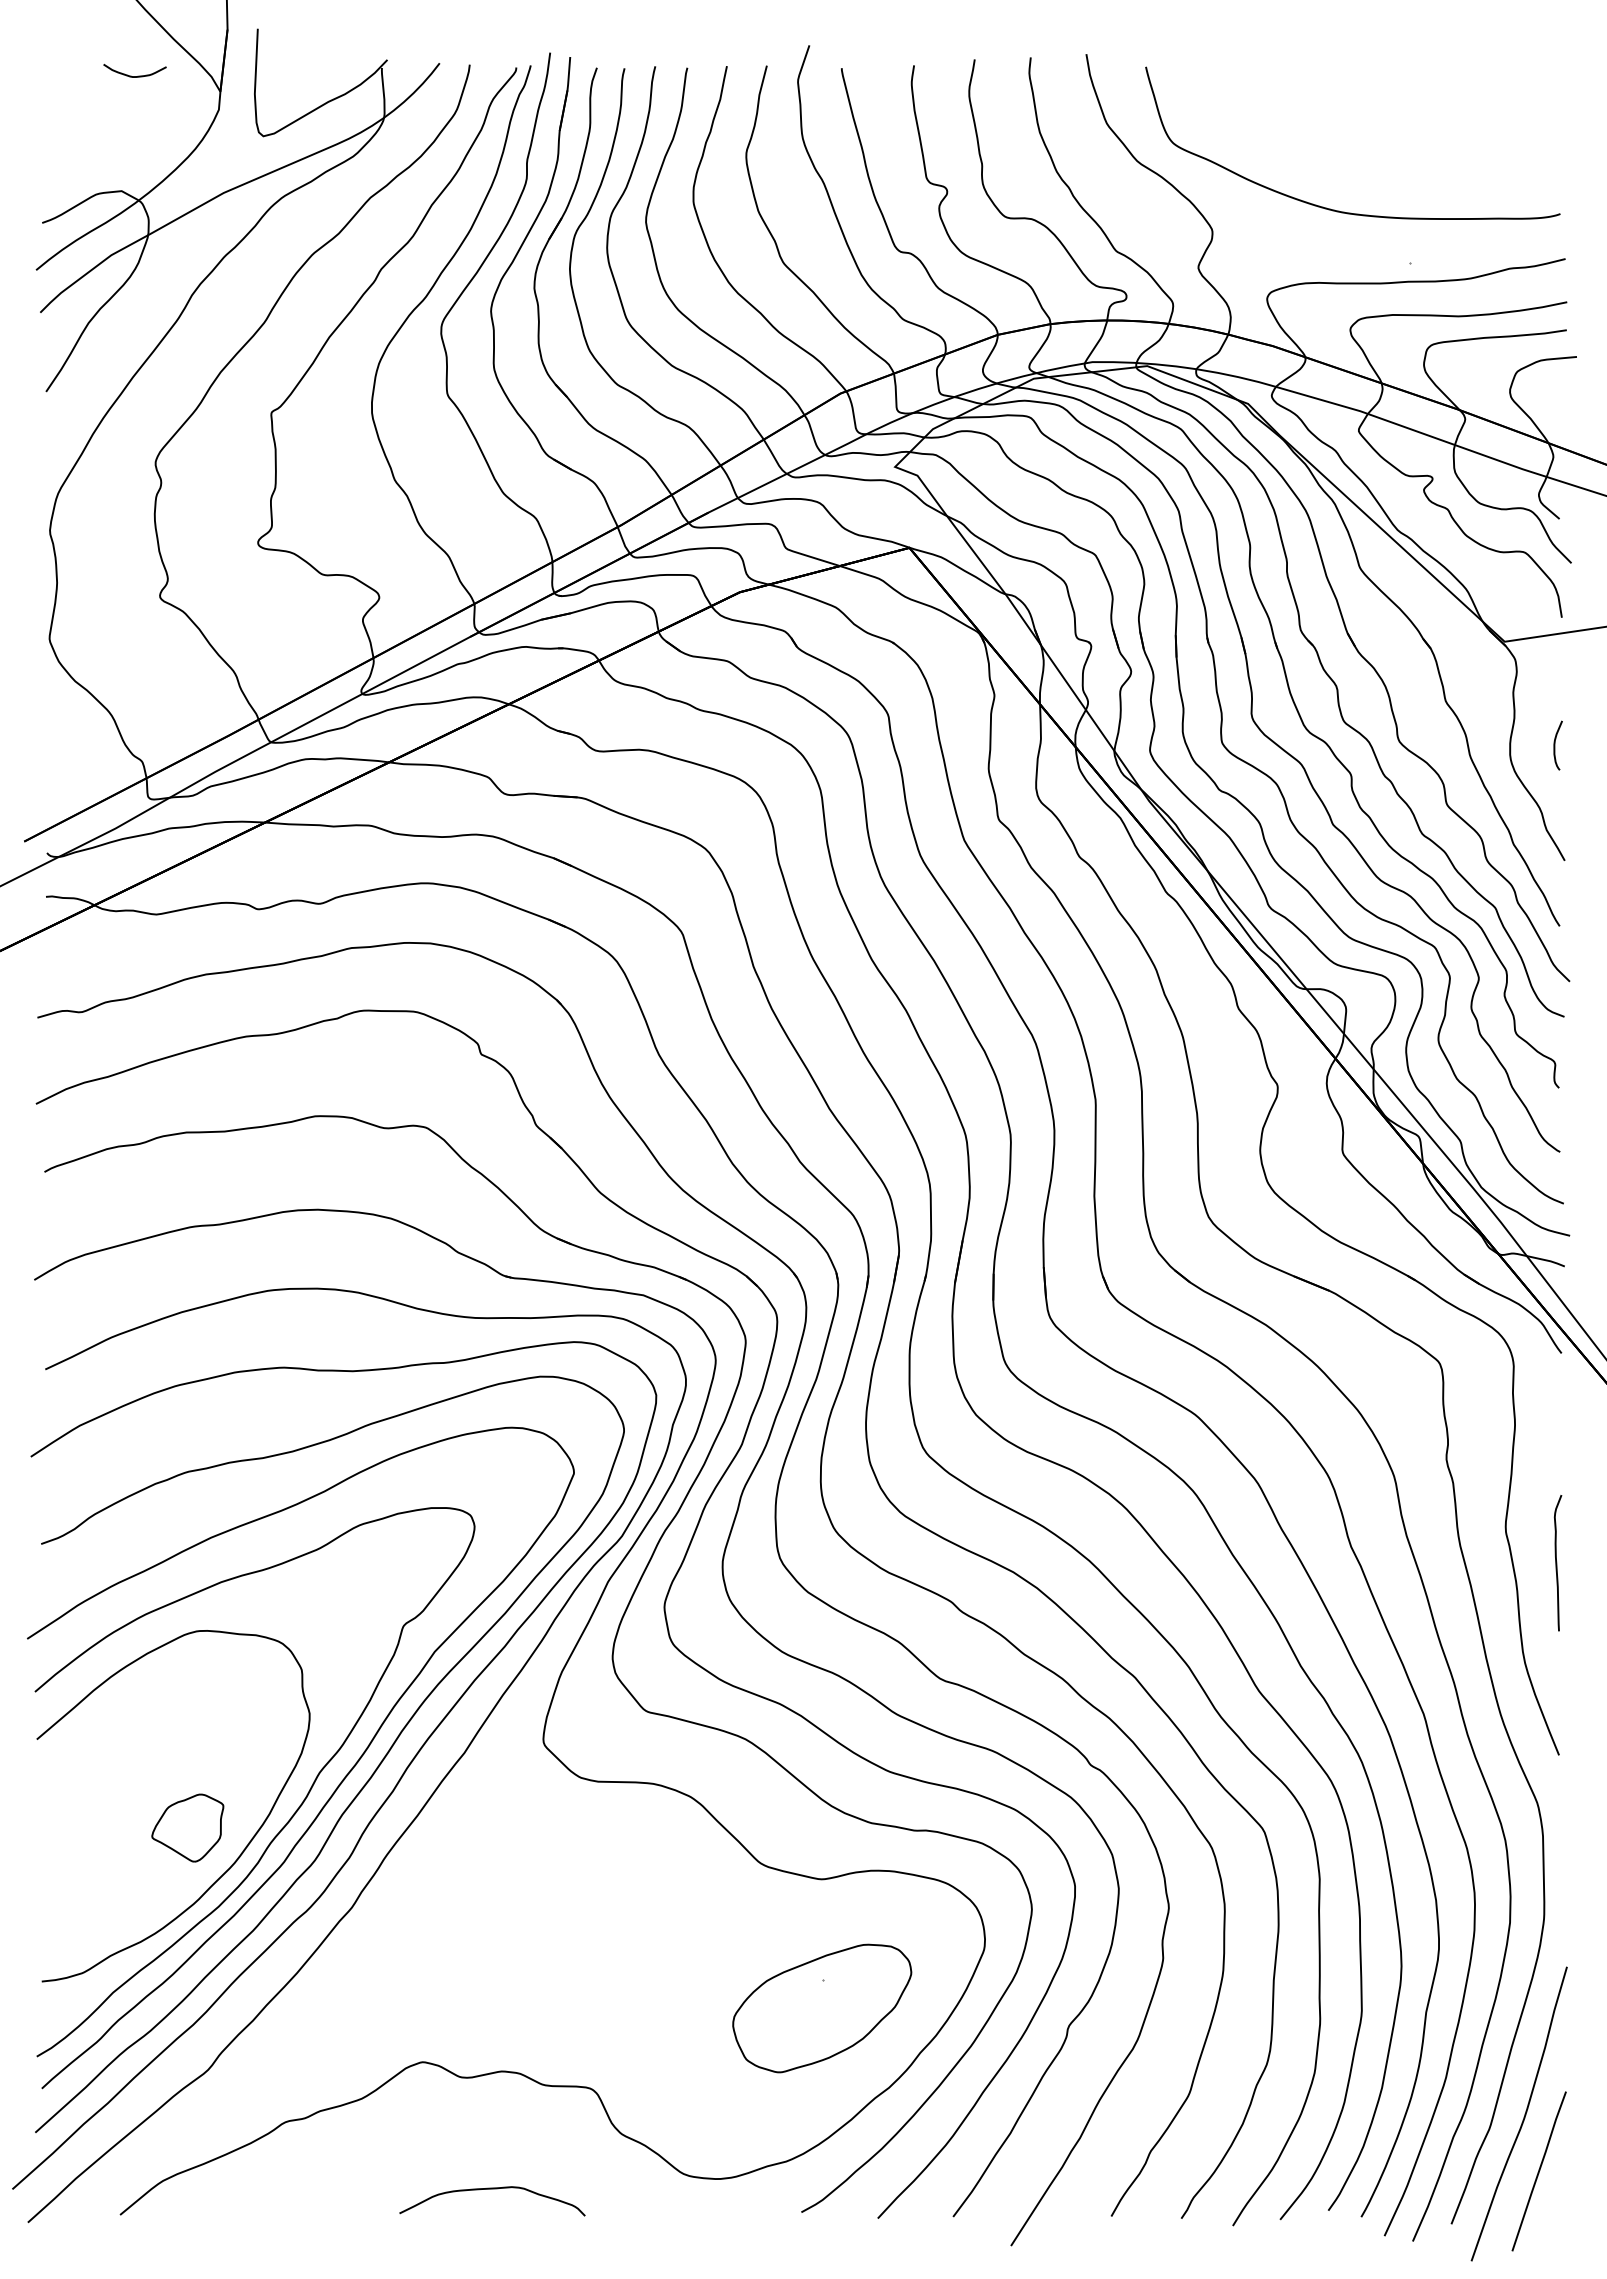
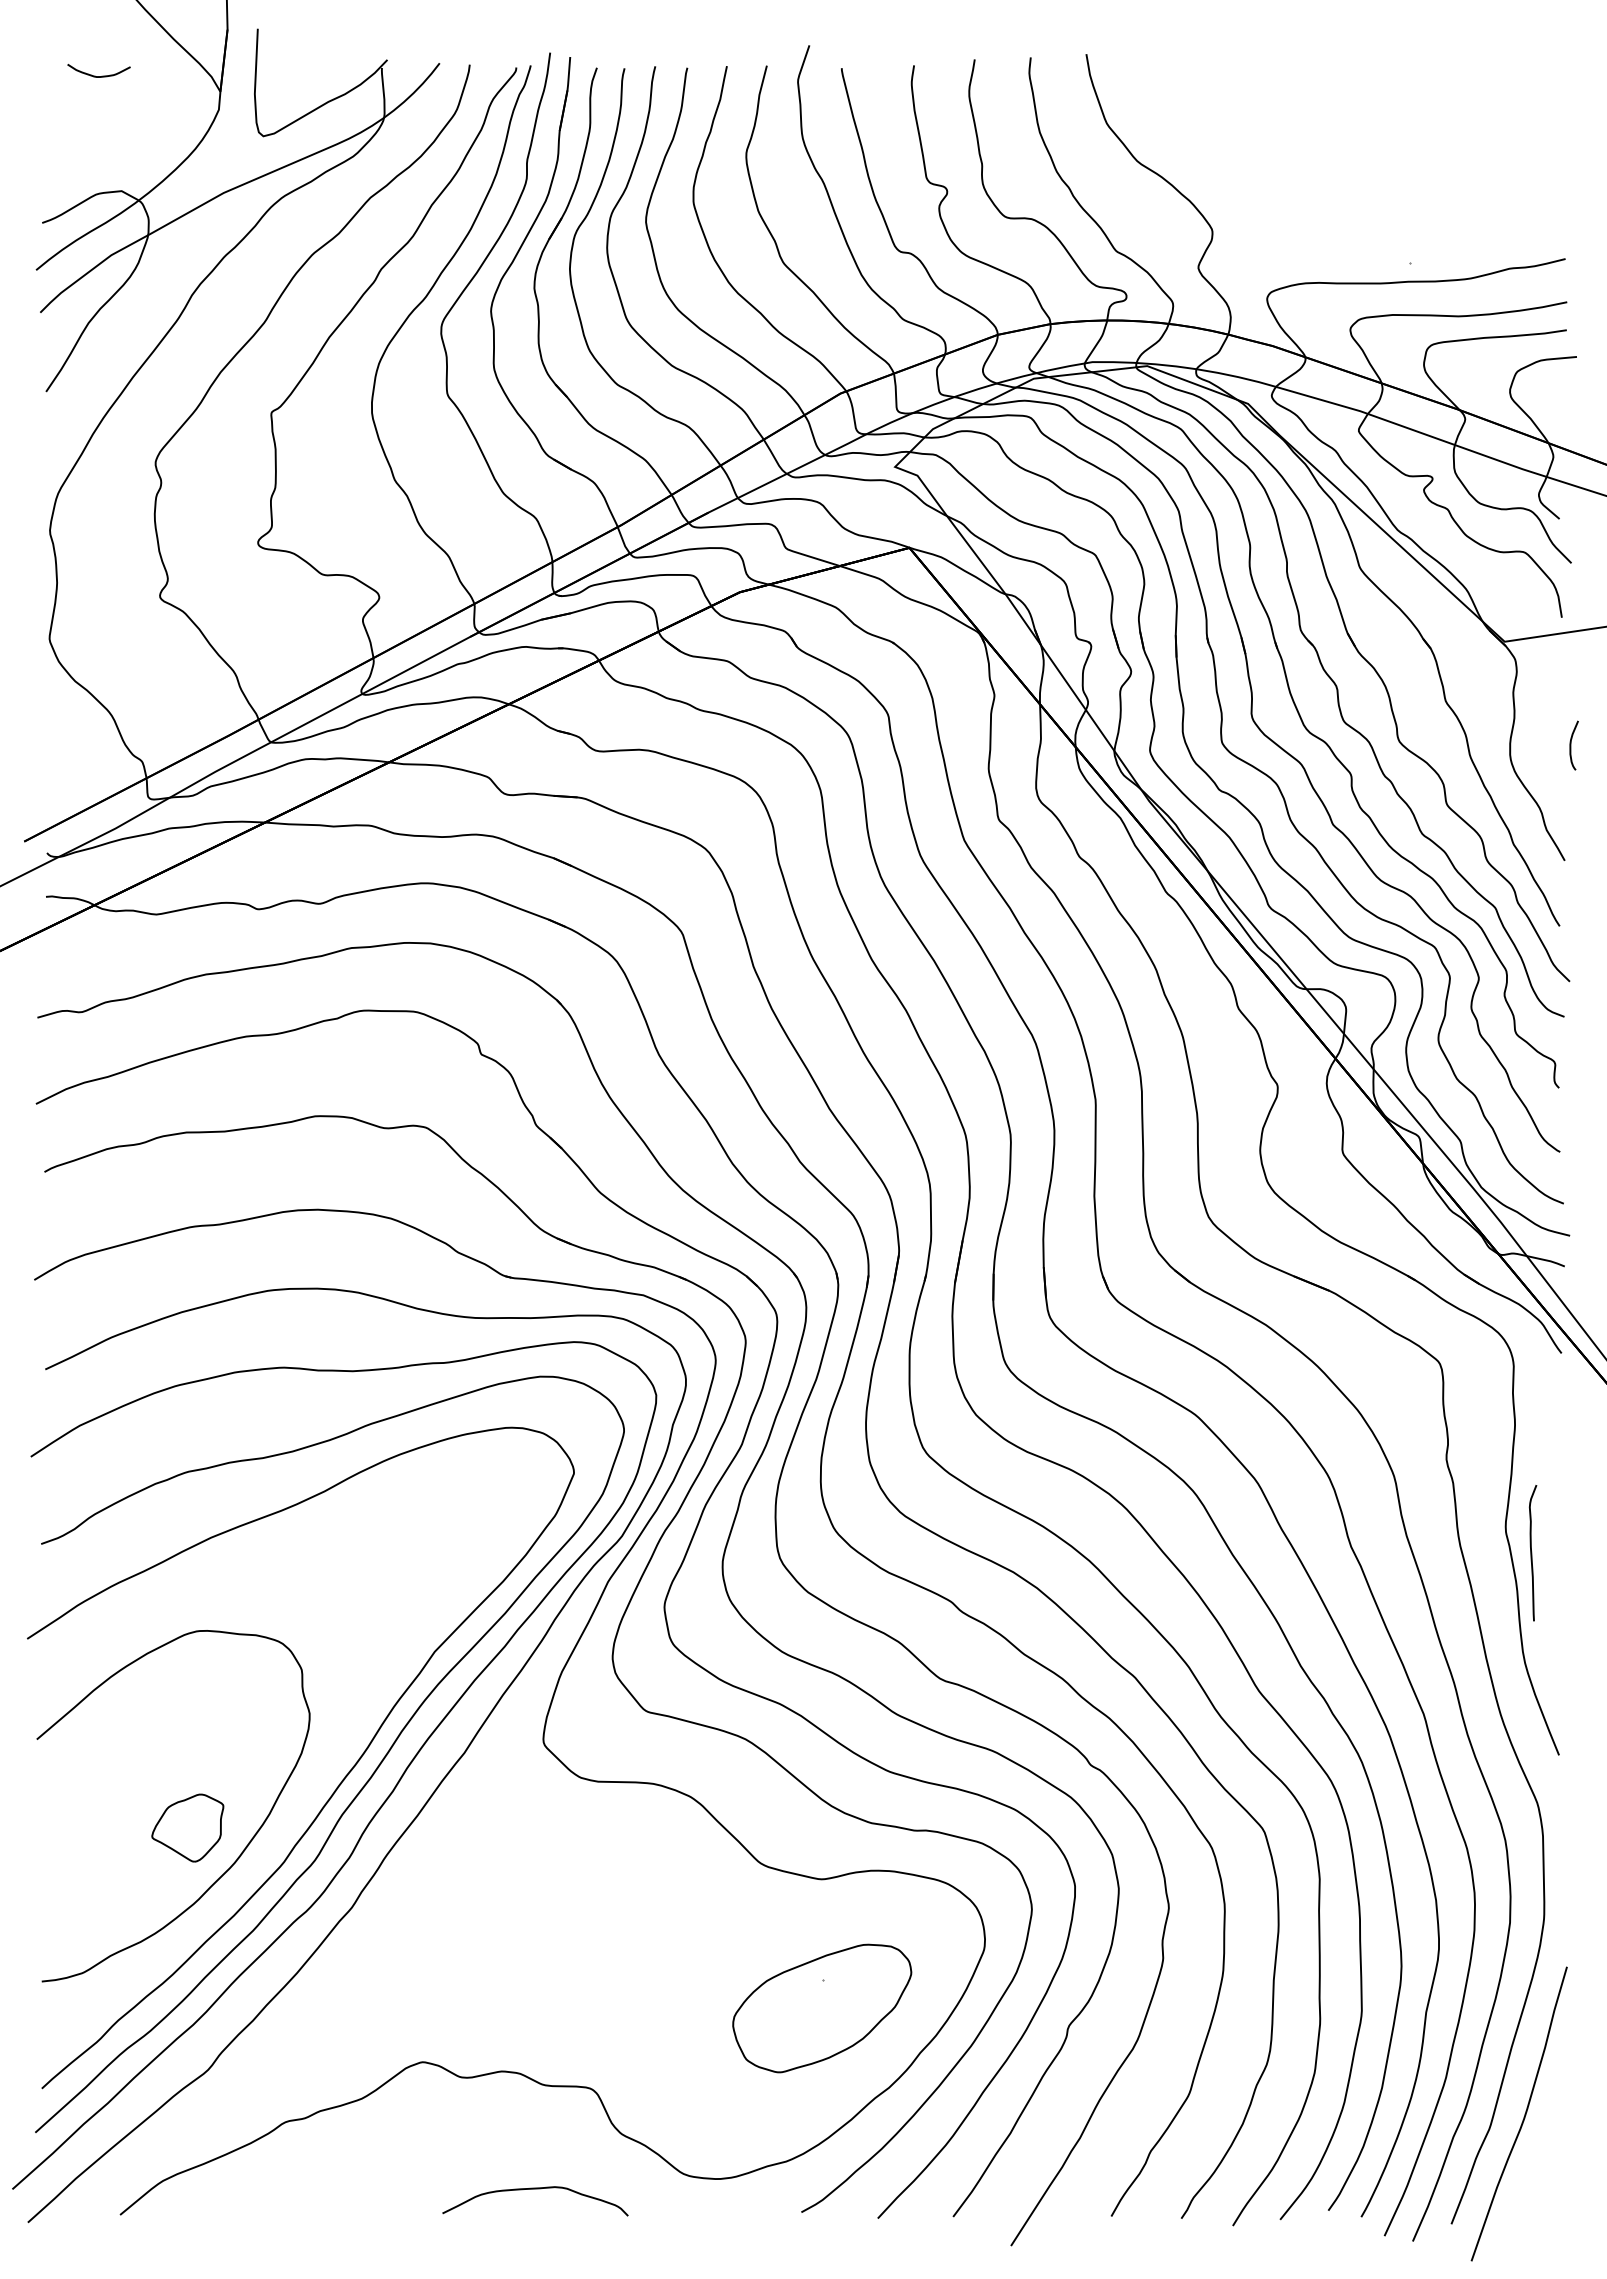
curve position: (131, 75) -> (95, 75) (95, 75)
curve: present -> none (1339, 210)
curve position: (1555, 745) -> (1571, 745) (1571, 745)
curve position: (1557, 1563) -> (1532, 1553) (1532, 1553)
curve: present -> none (293, 1813)
line: present -> none (1538, 2171)
curve position: (492, 2189) -> (535, 2189) (535, 2189)
